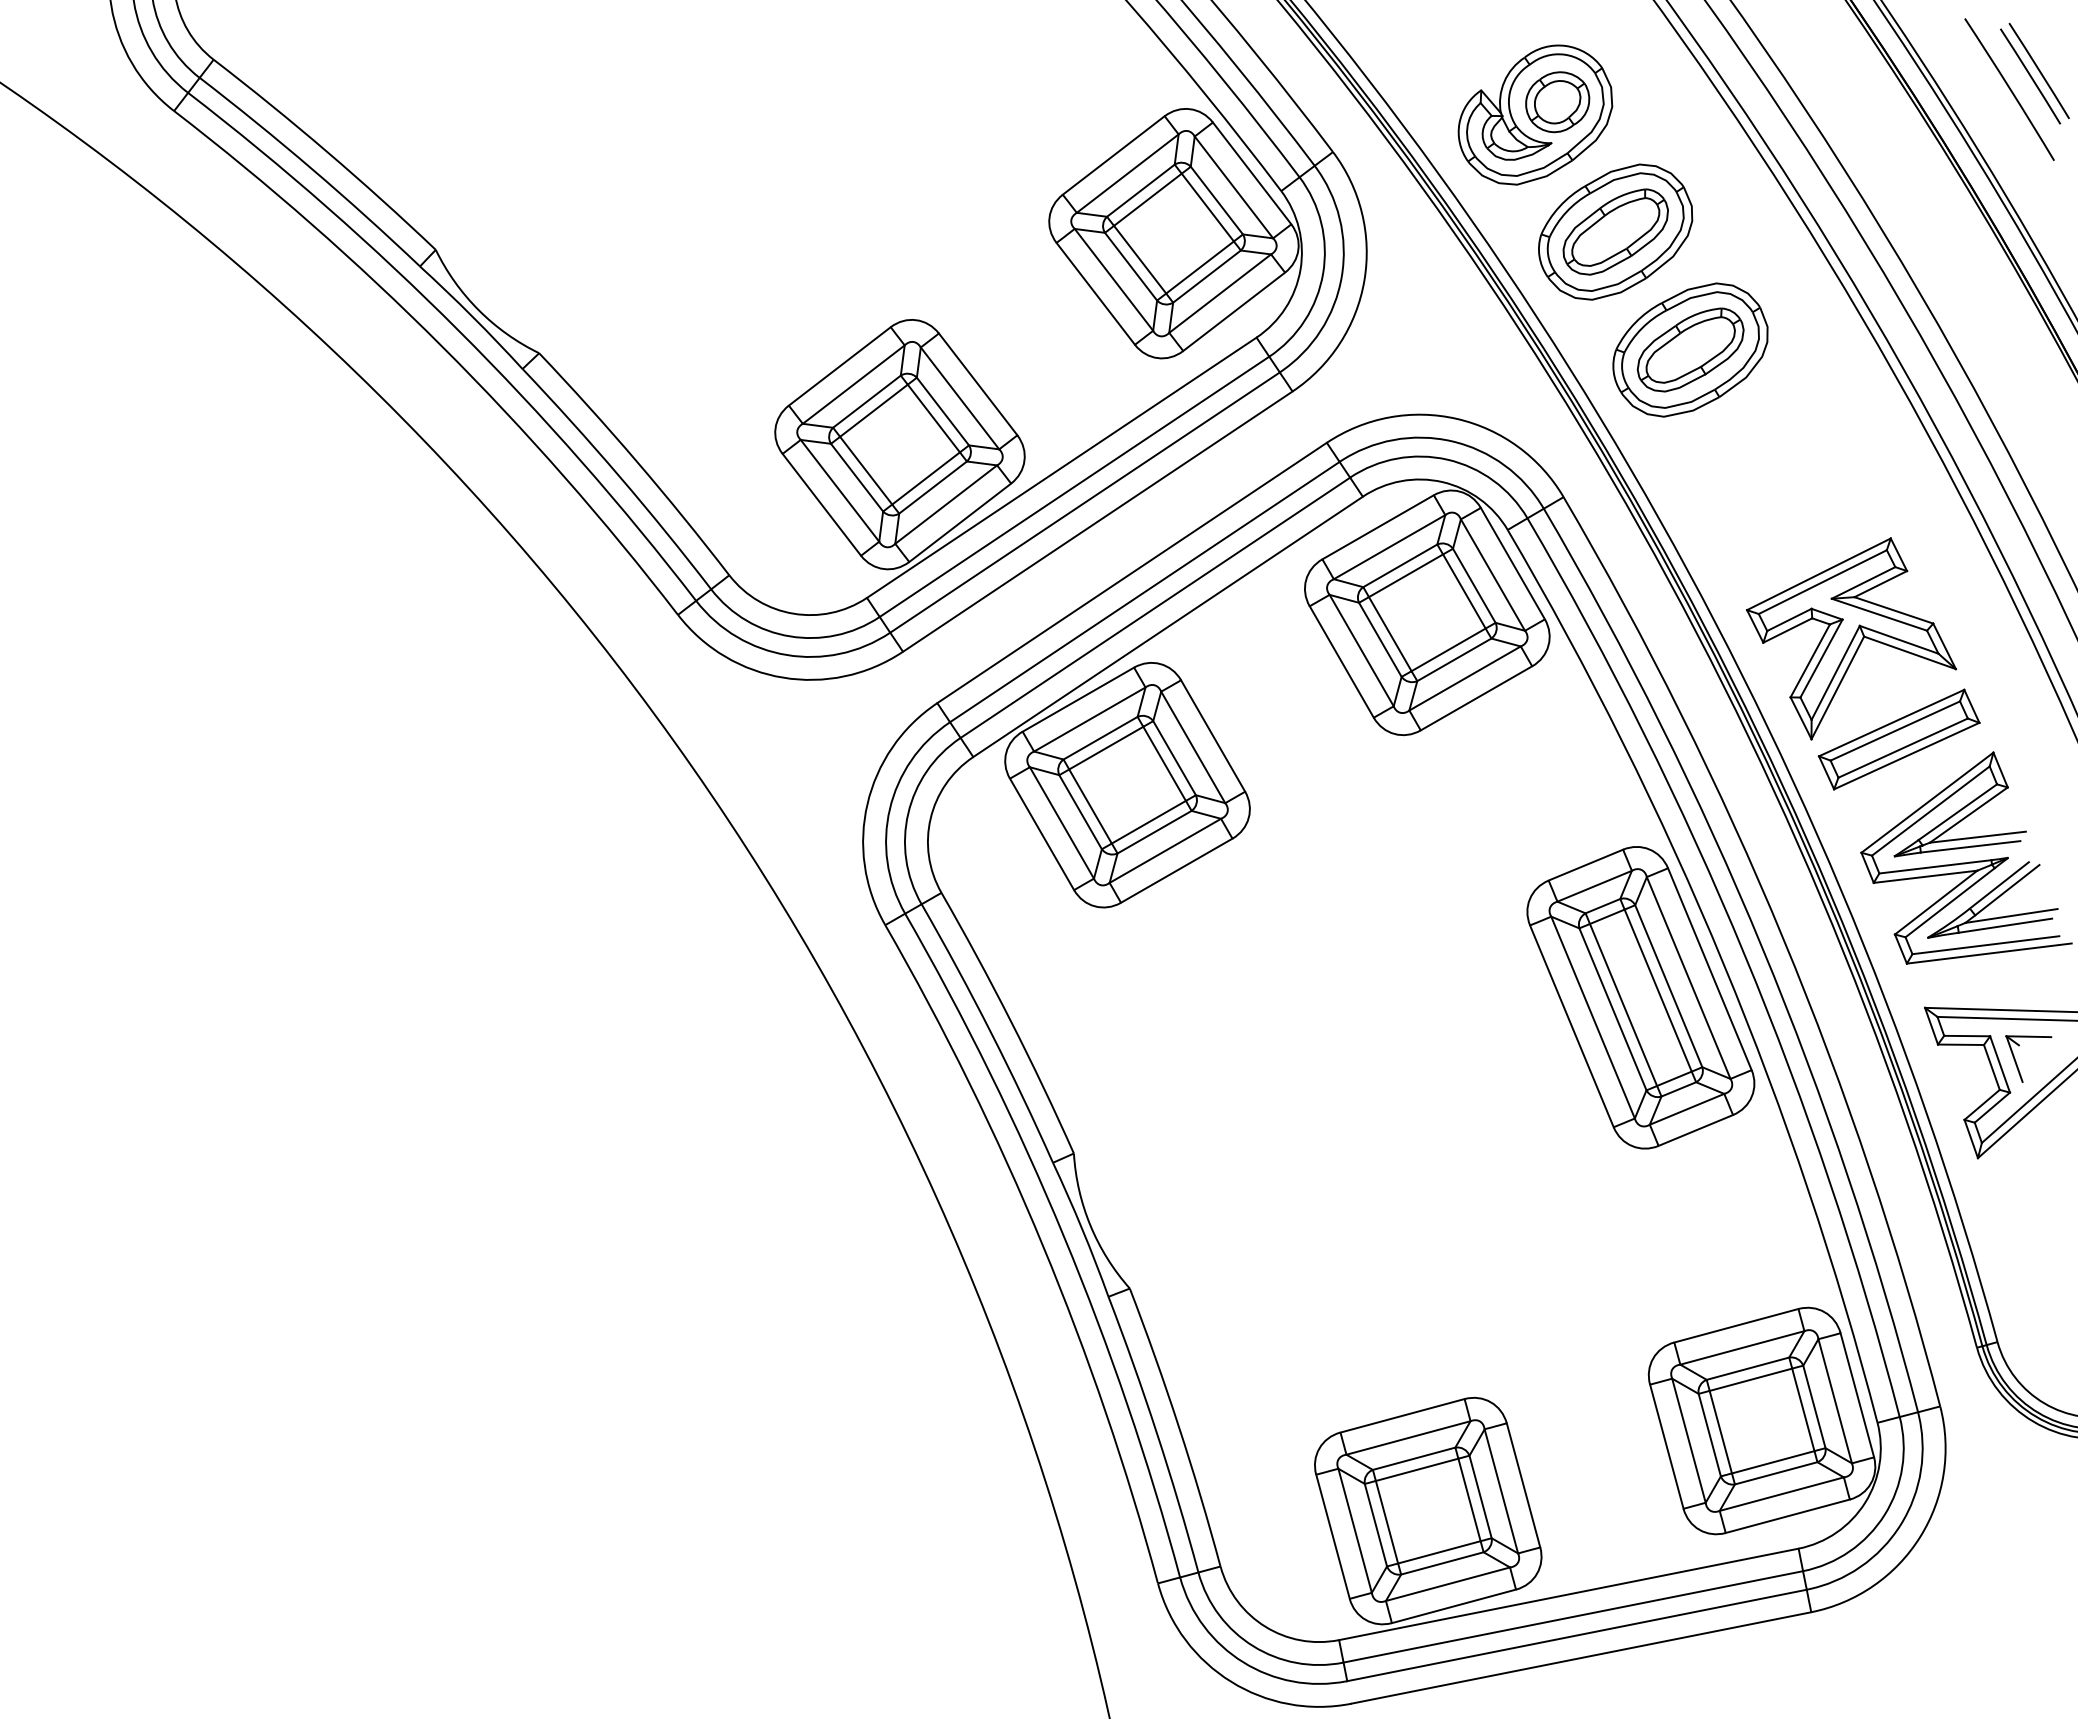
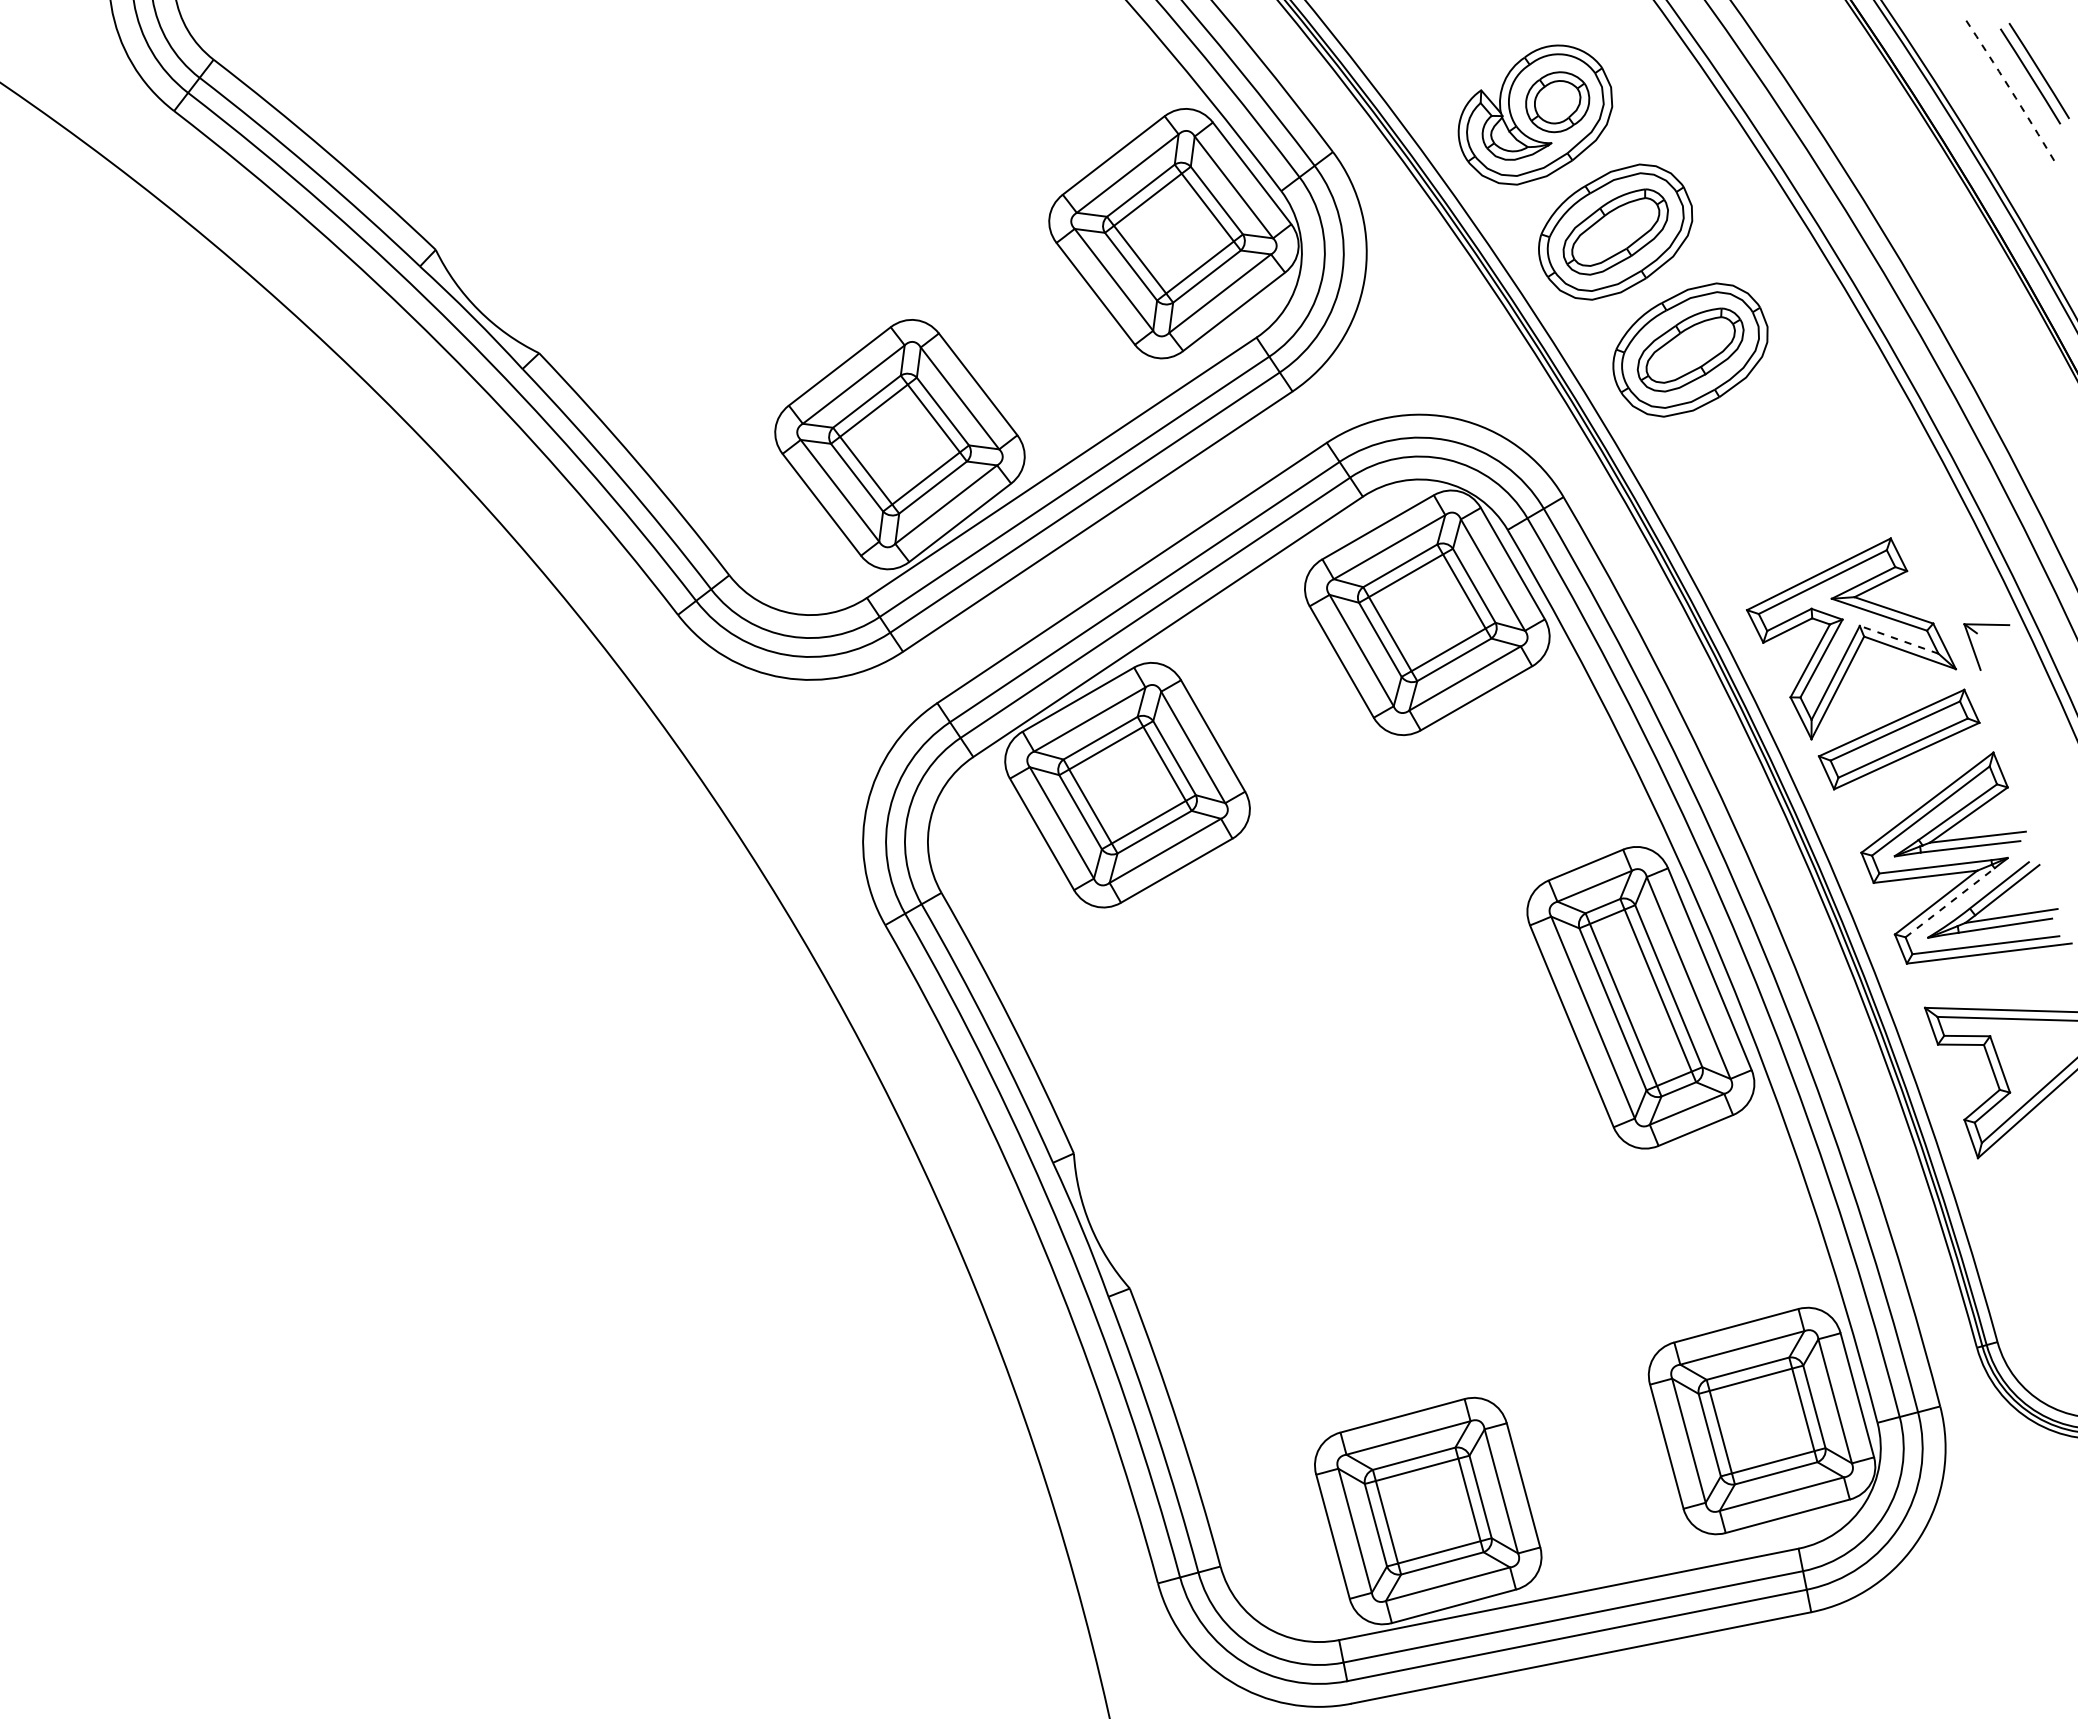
arc: solid -> dashed (2010, 89)
line: solid -> dashed (1899, 639)
line: solid -> dashed (1950, 902)
part position: (2016, 1061) -> (1974, 649) (1974, 649)
